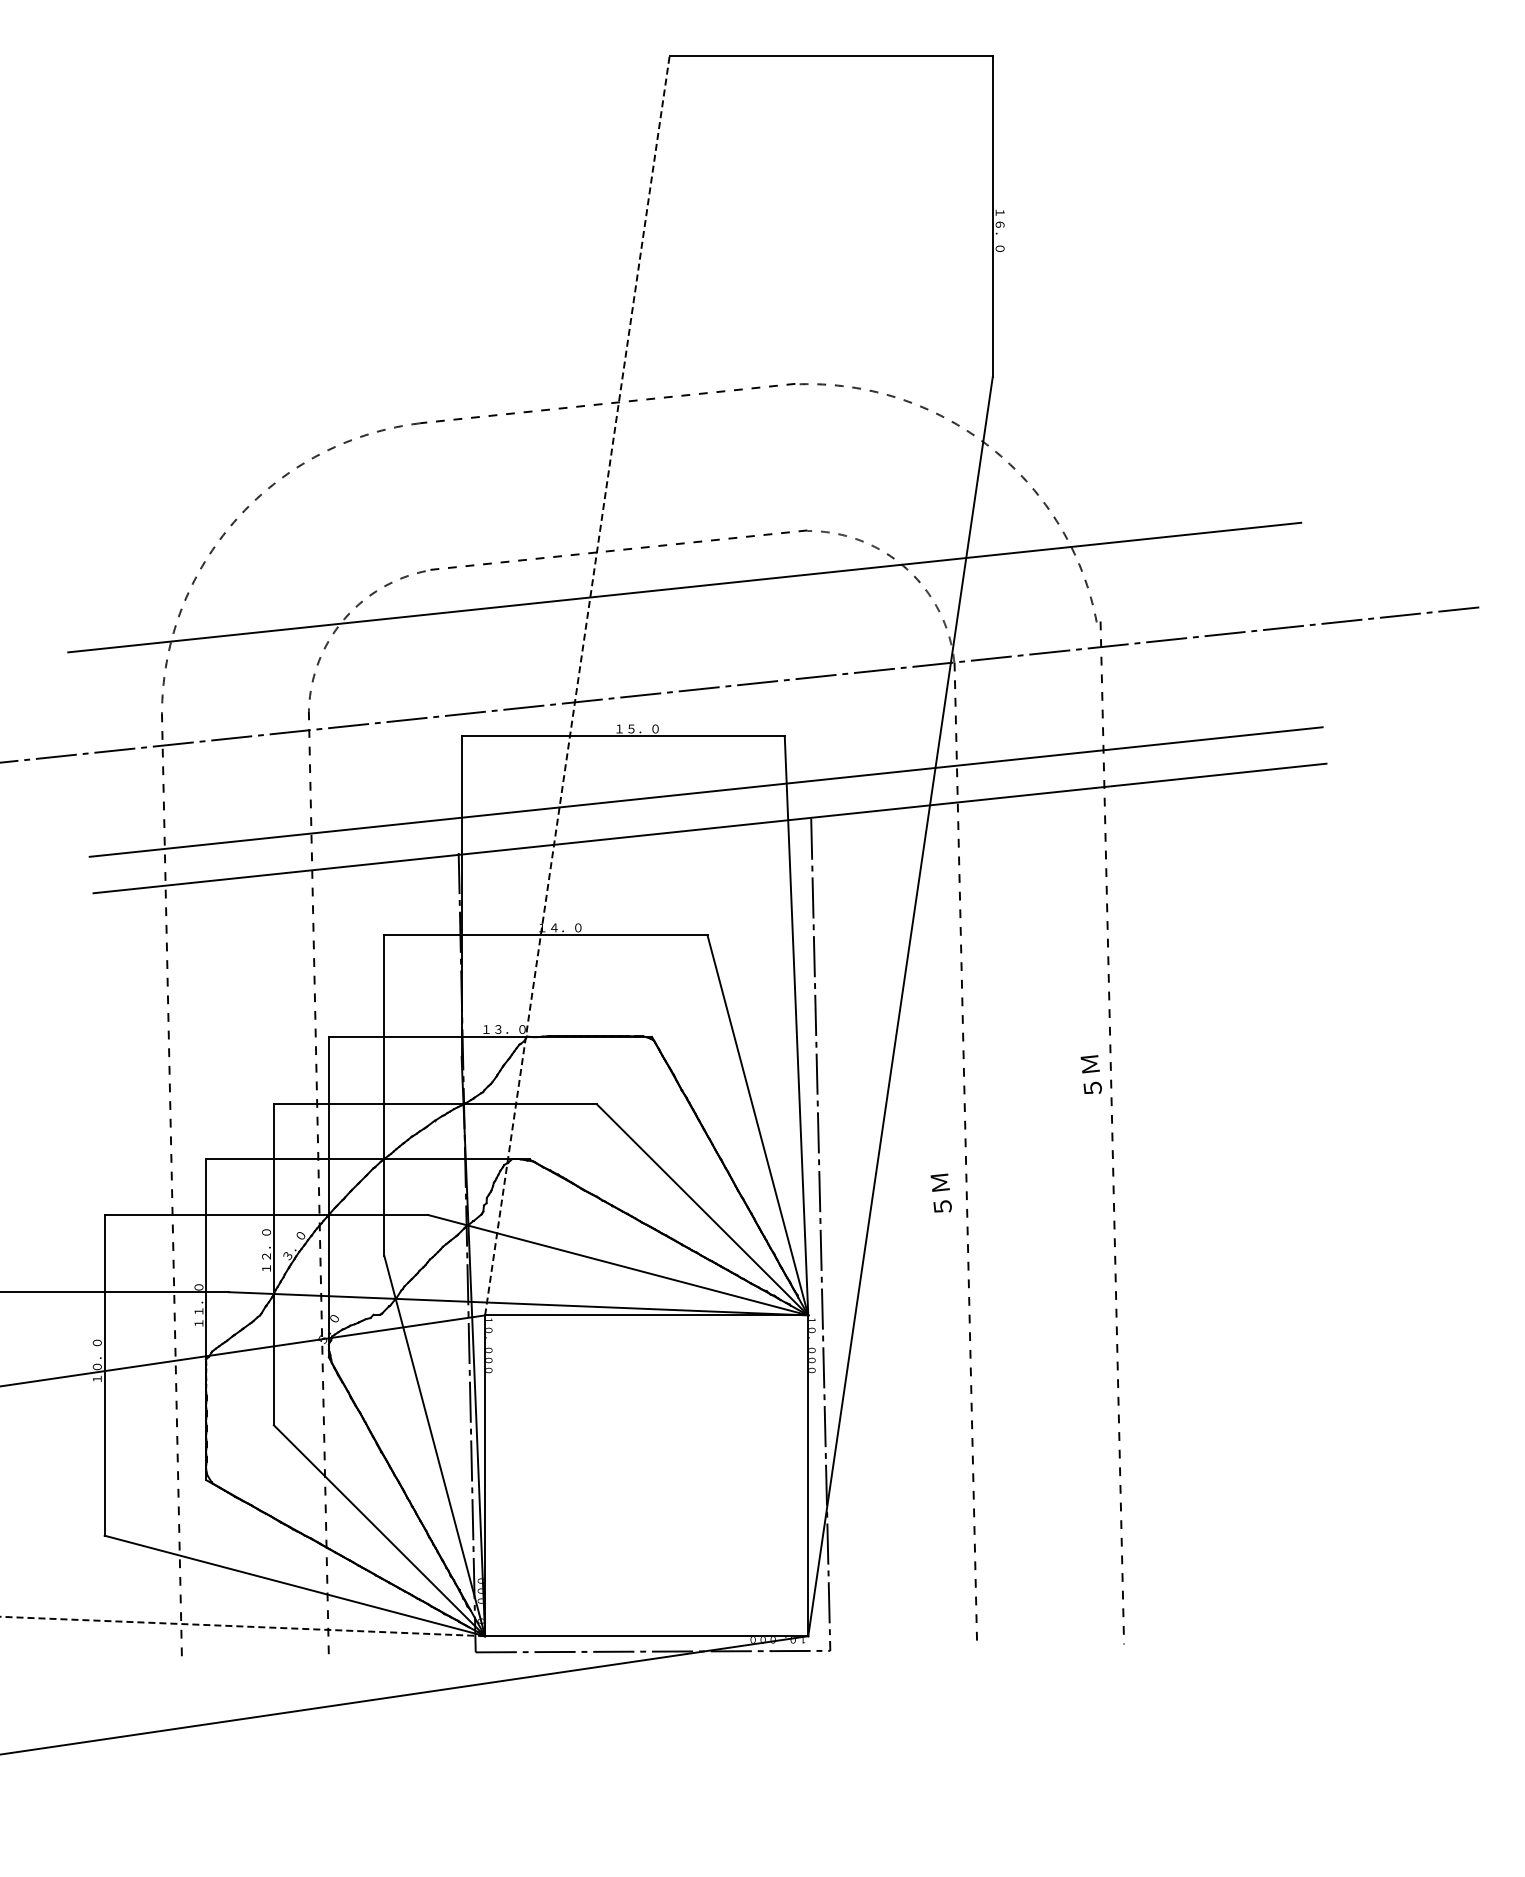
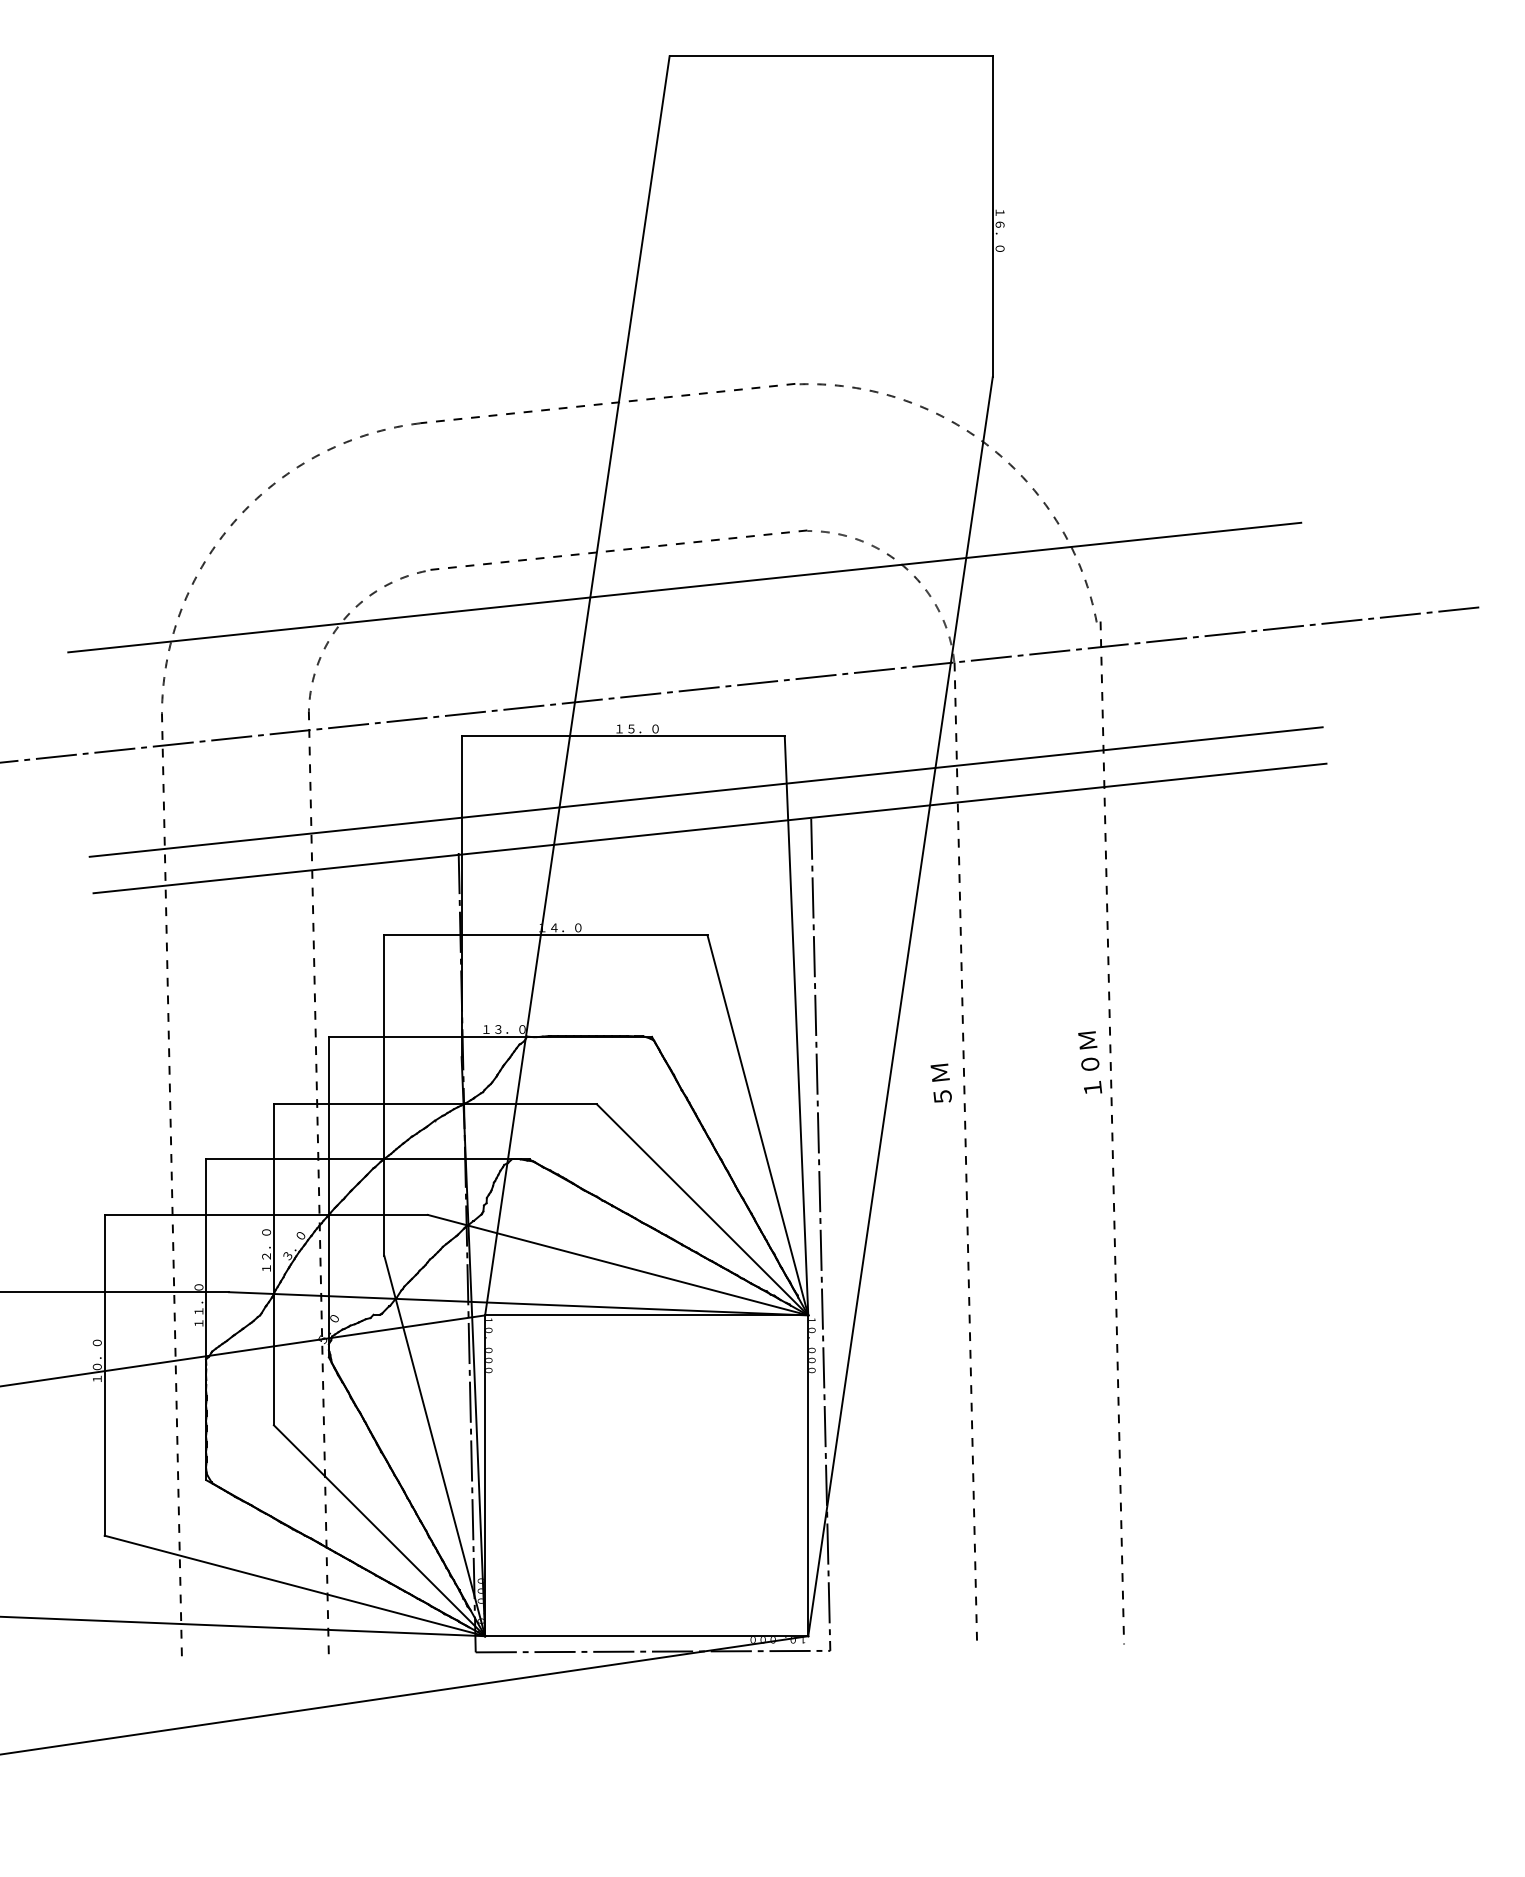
line: dashed -> solid (577, 685)
text: ５Ｍ -> １０Ｍ (1090, 1062)
text position: (940, 1192) -> (940, 1082) (940, 1082)
line: dashed -> solid (242, 1626)
